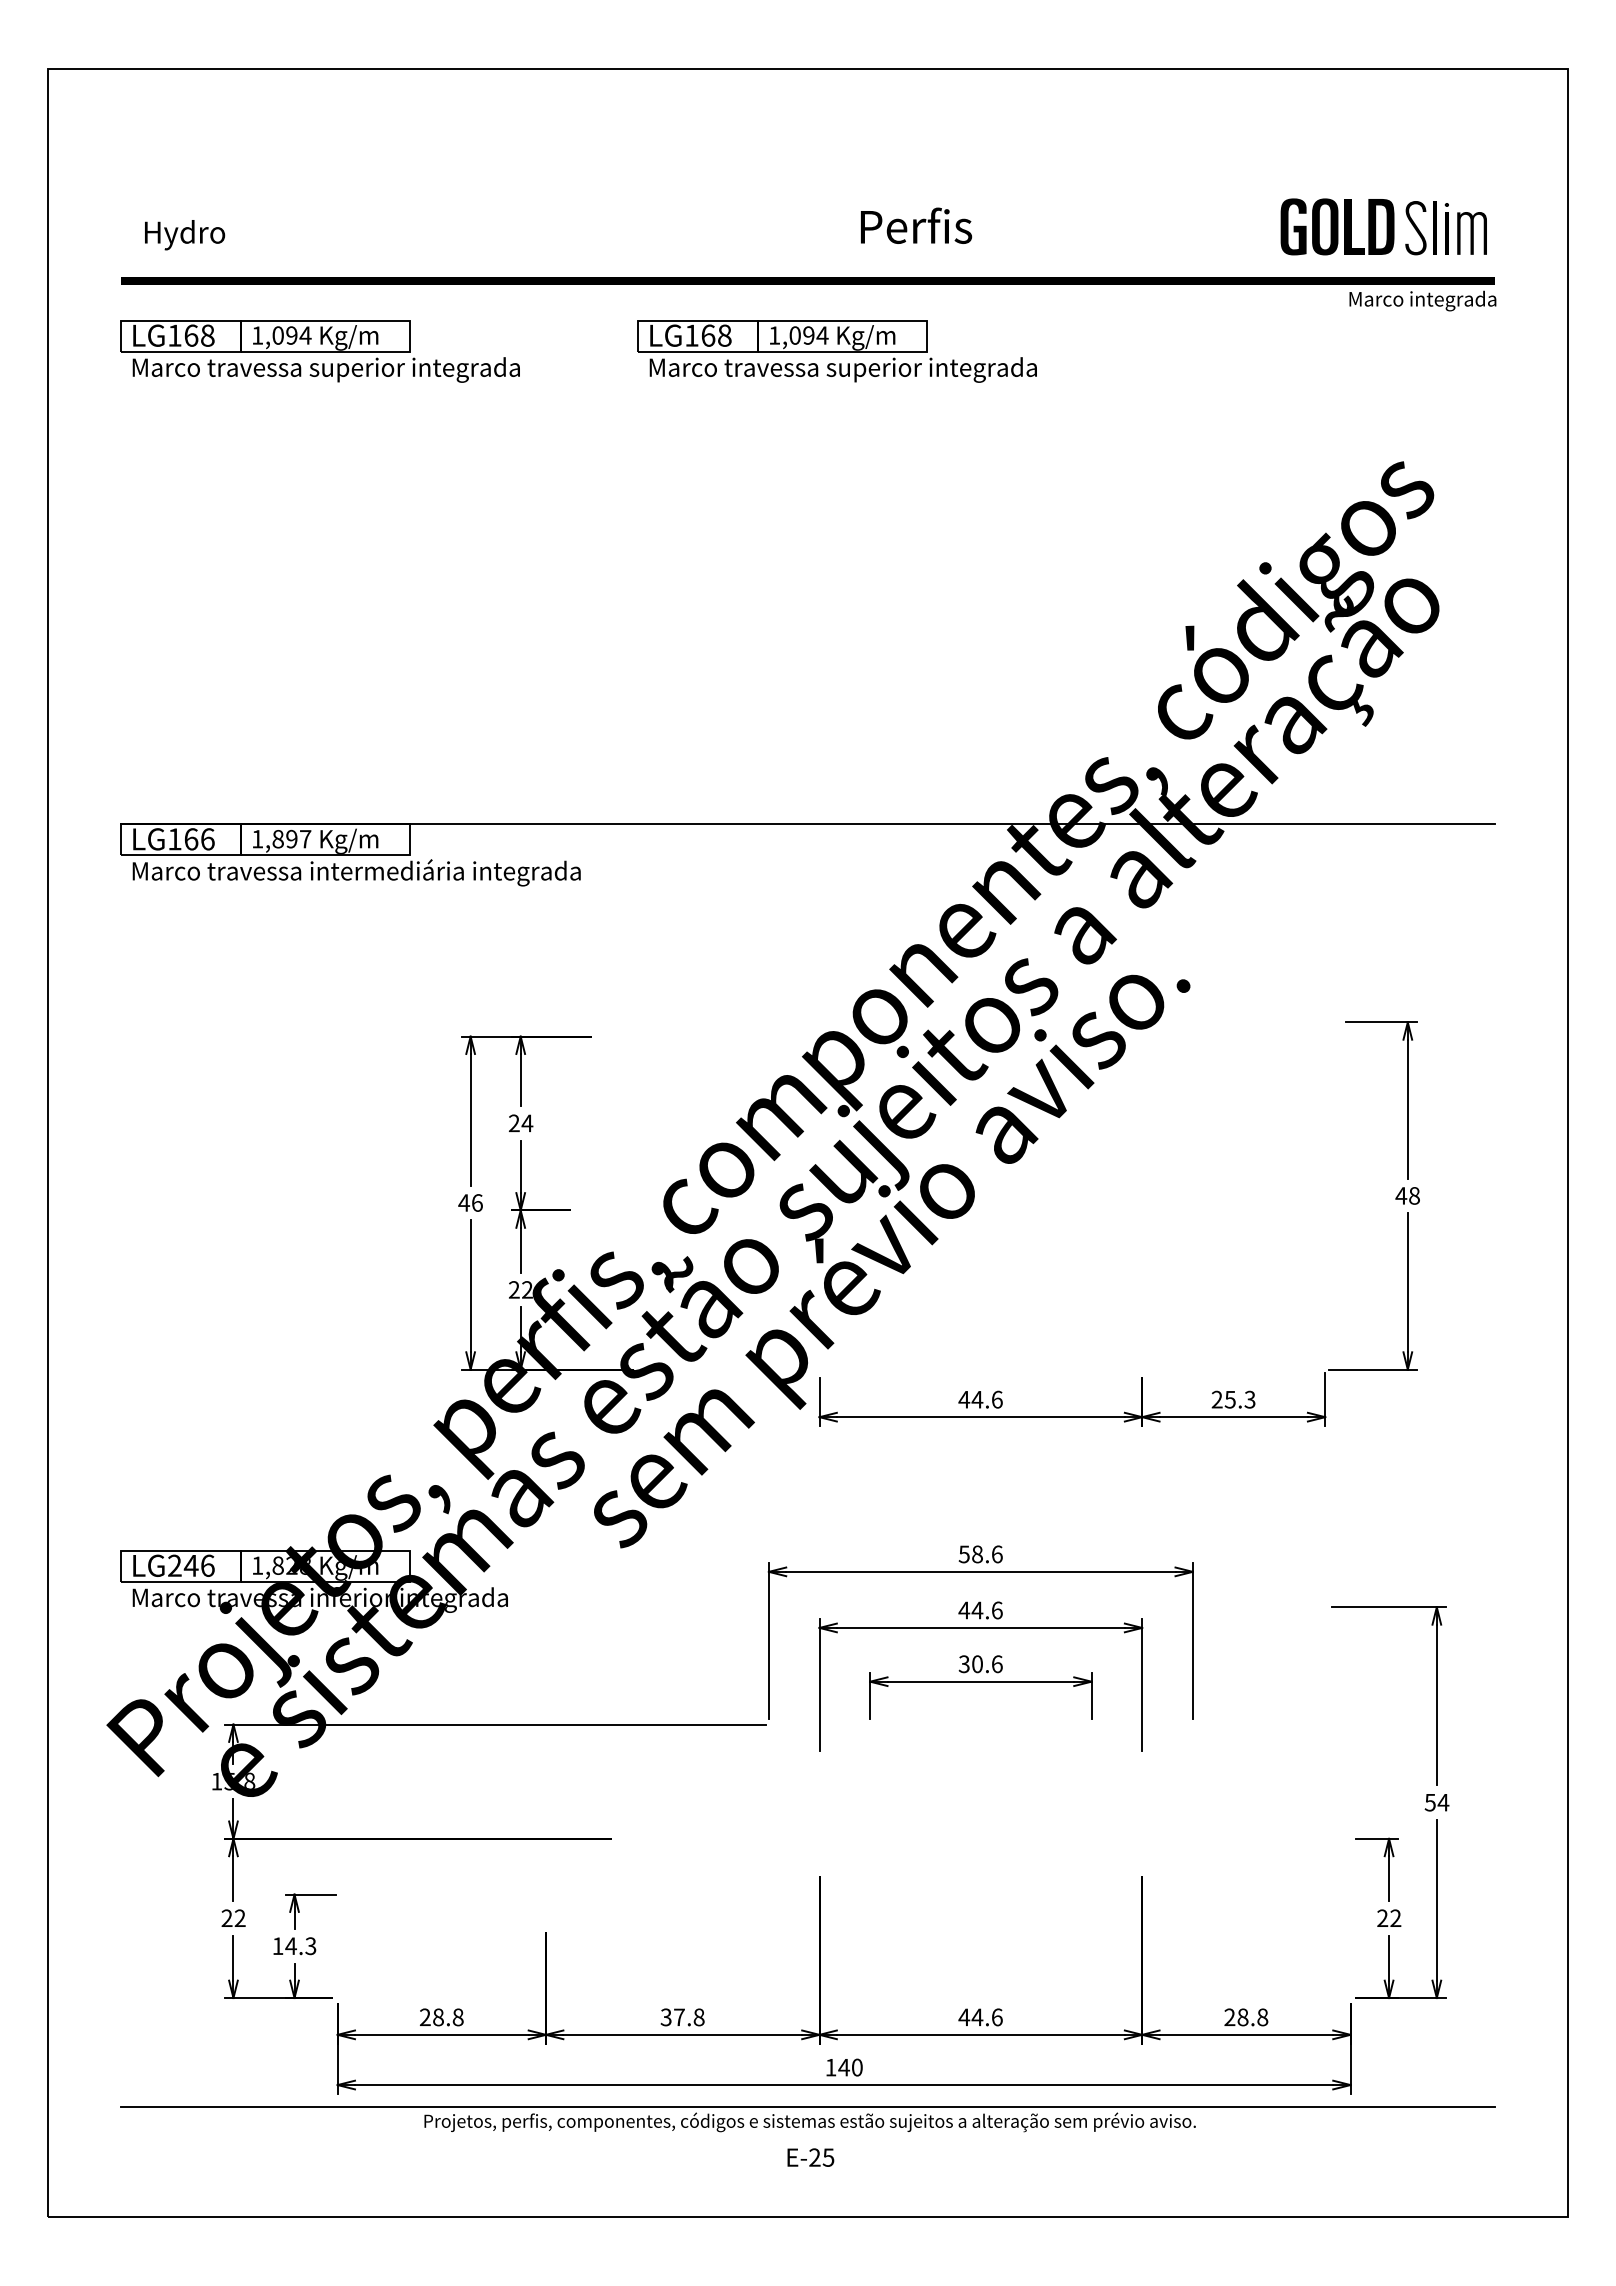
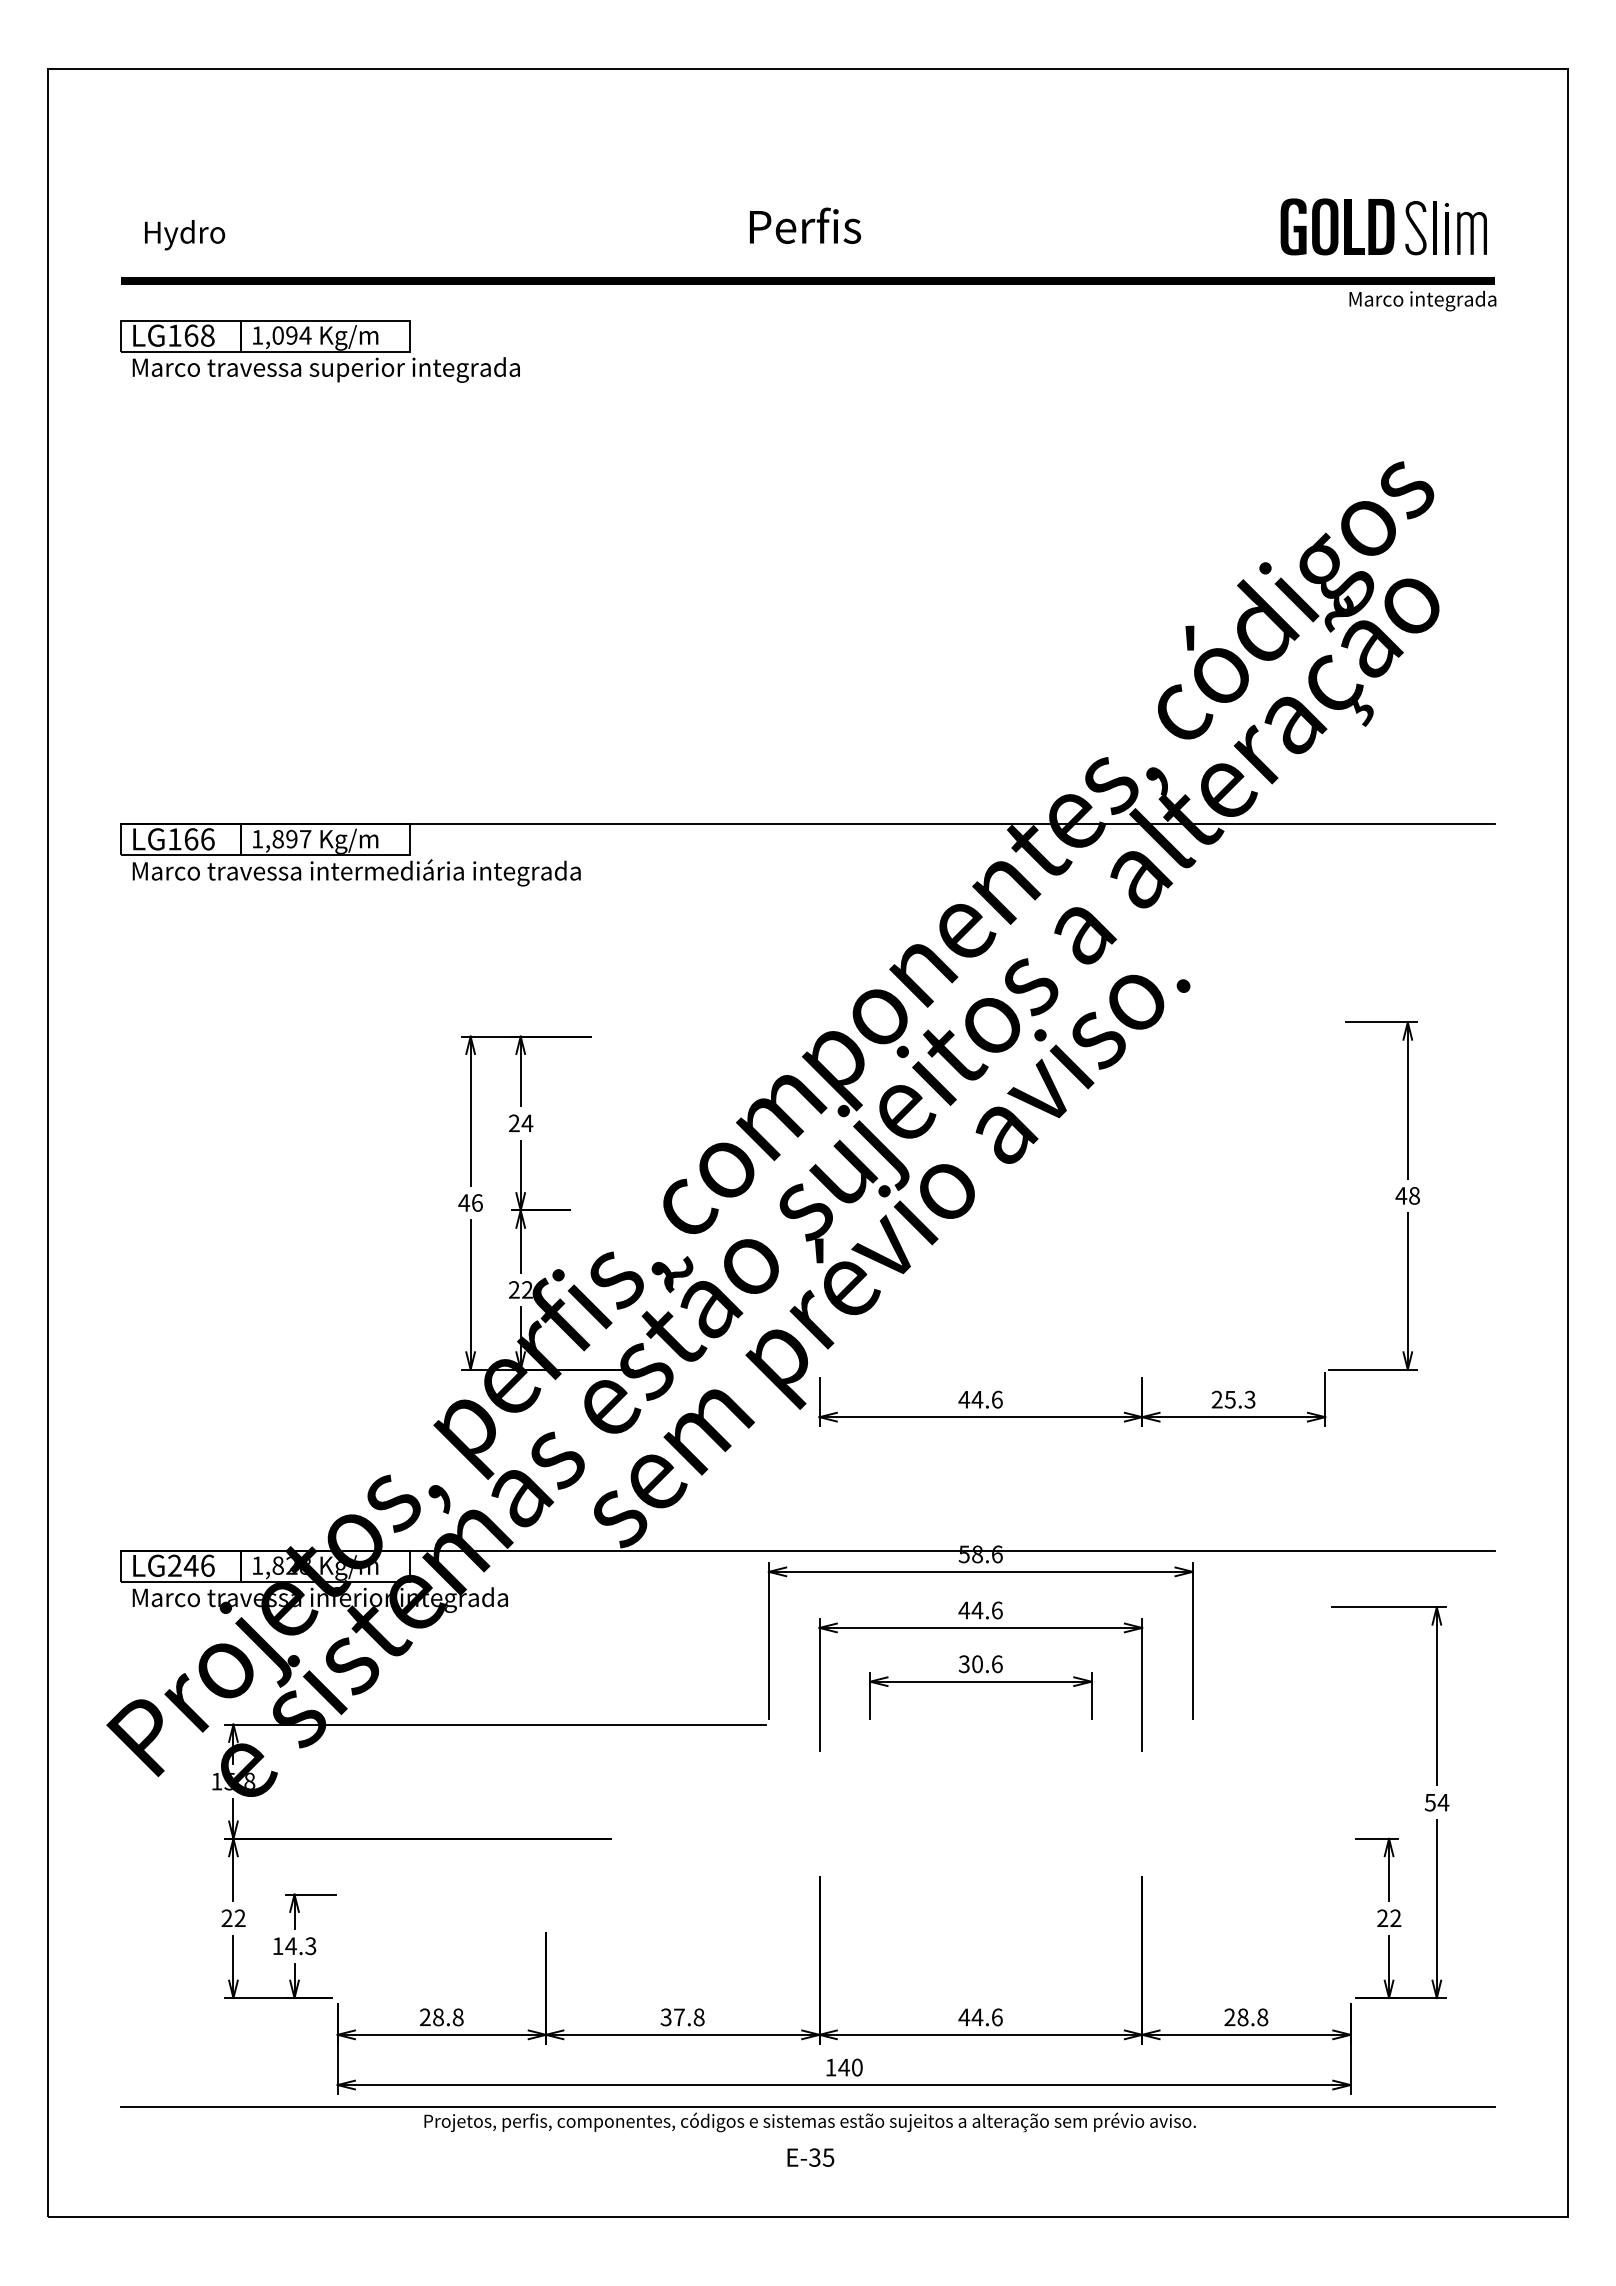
text position: (916, 225) -> (805, 225) (805, 225)
part: present -> none (836, 351)
line: none -> present (807, 1550)
text: E-25 -> E-35 (814, 2157)
